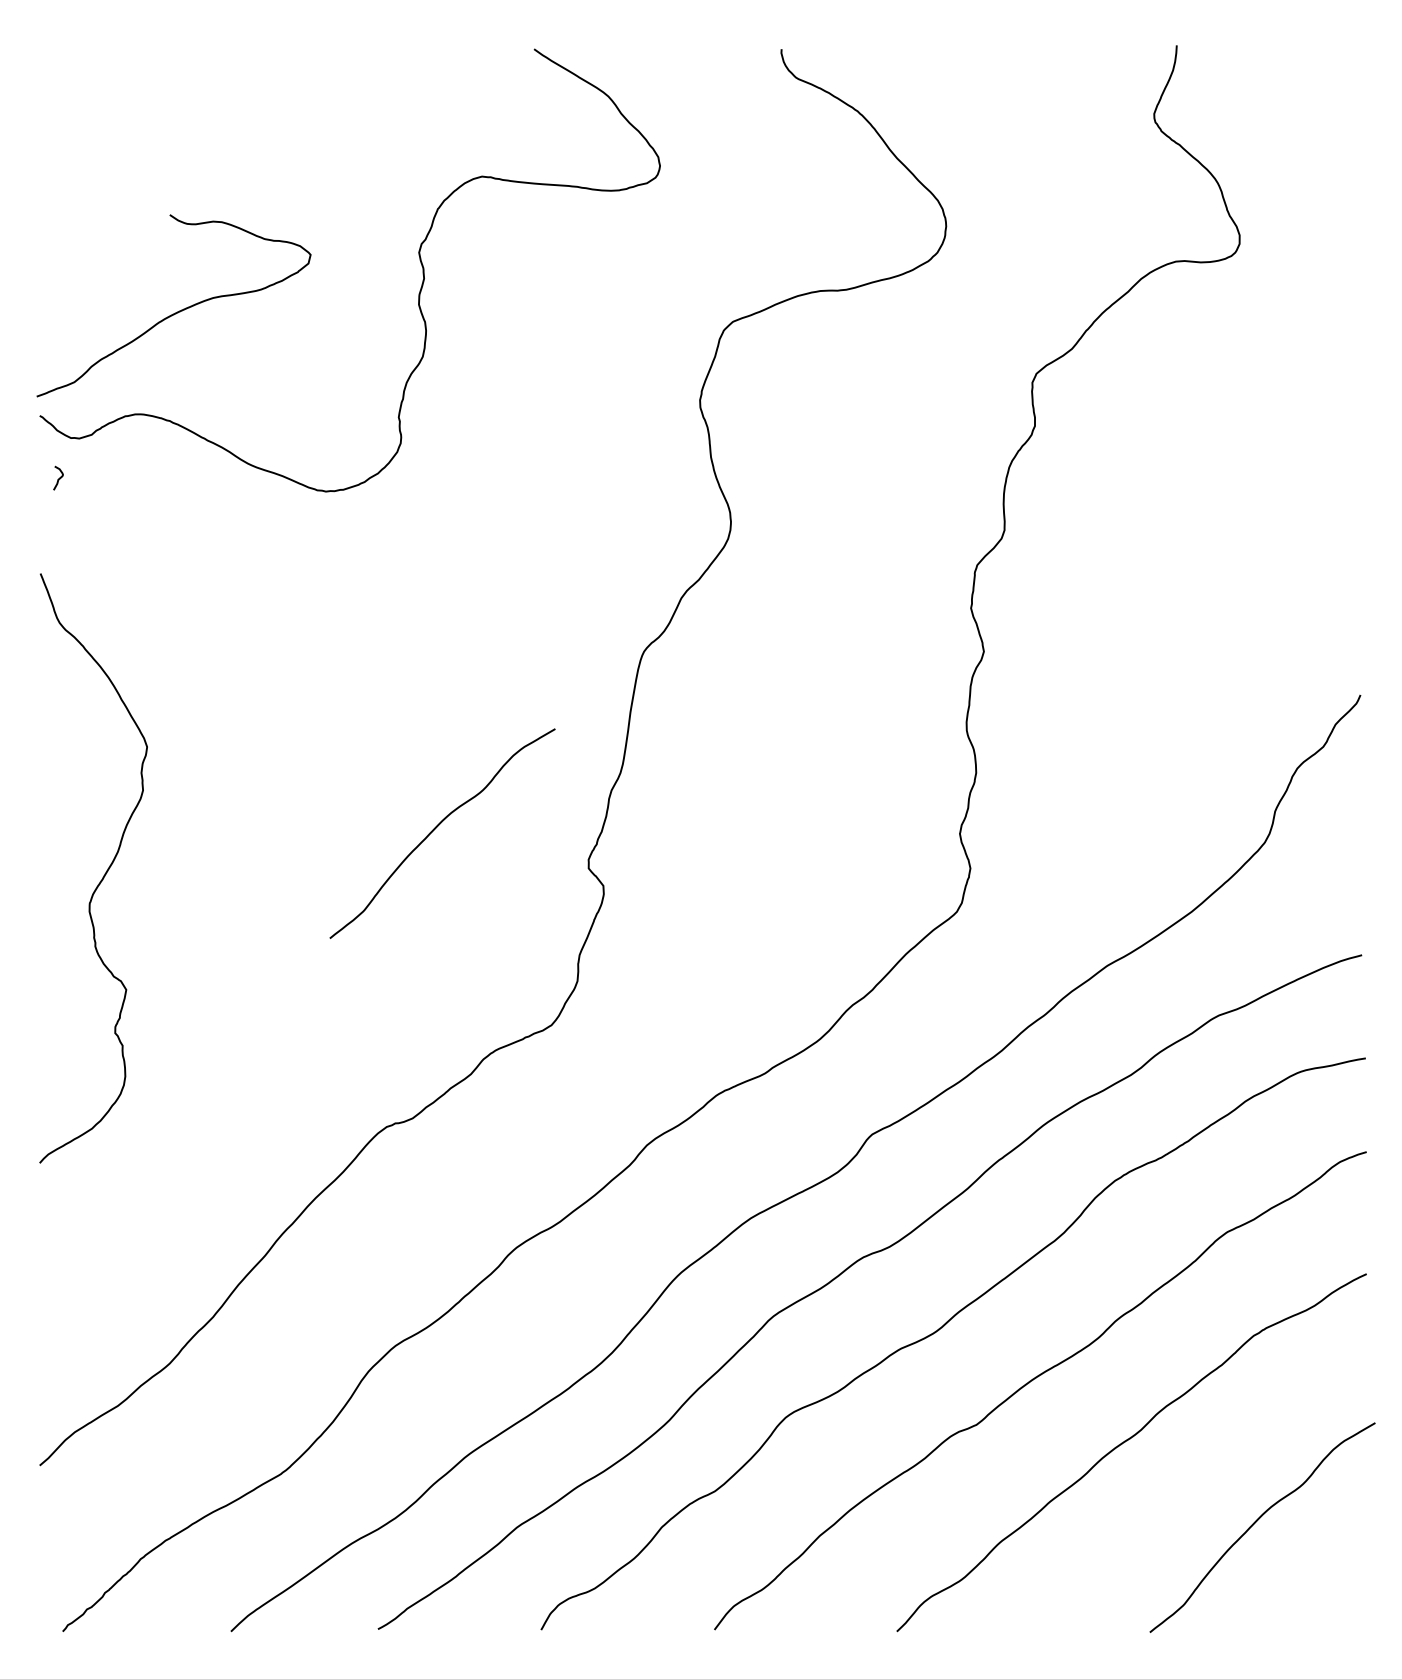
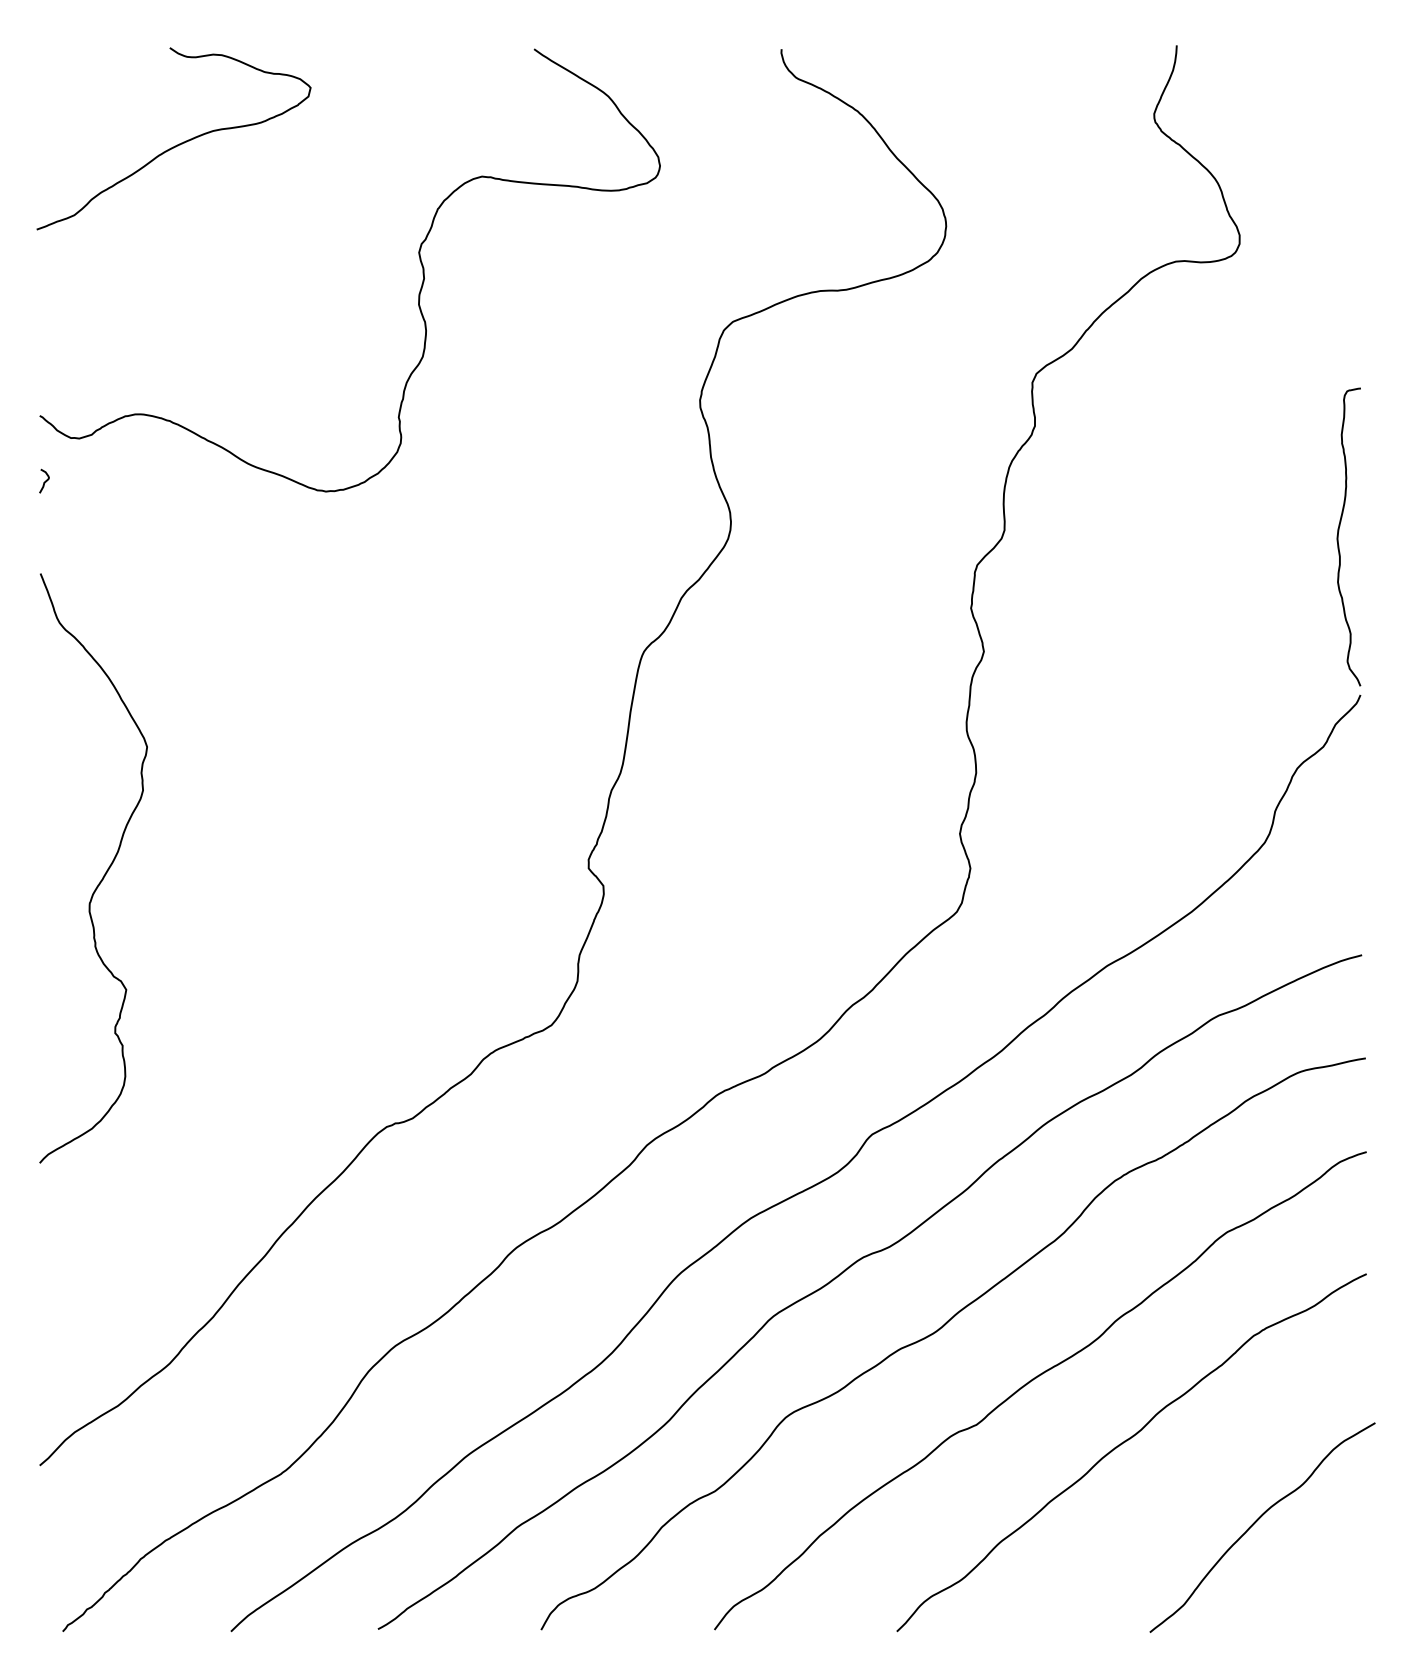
curve position: (177, 311) -> (177, 144) (177, 144)
curve position: (59, 477) -> (45, 480) (45, 480)
curve: none -> present (1338, 536)
curve: present -> none (437, 827)
